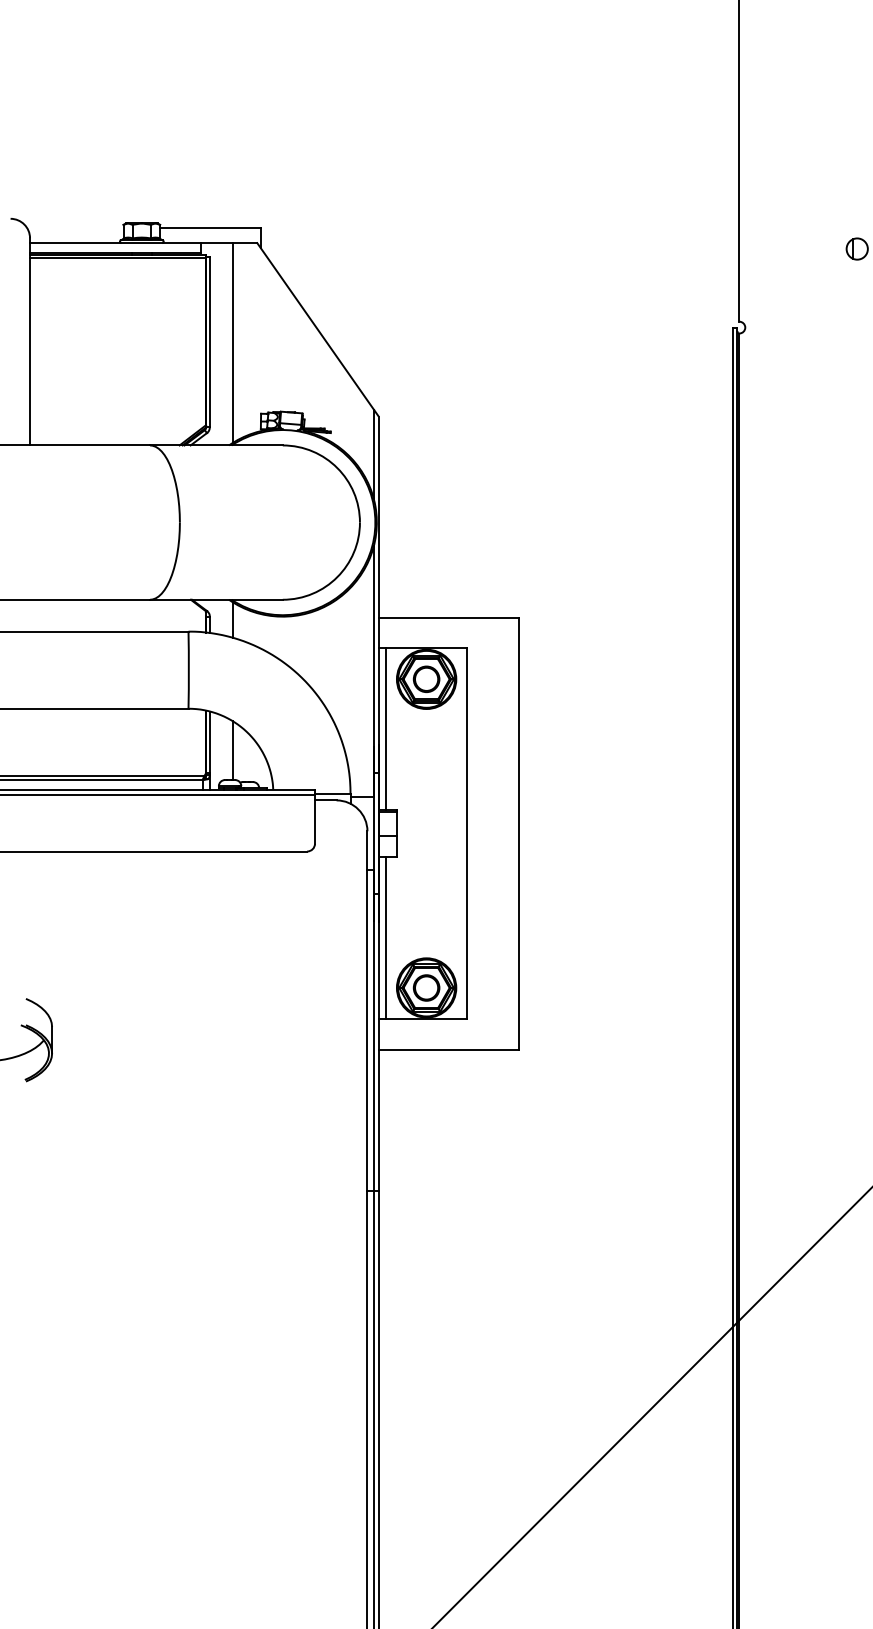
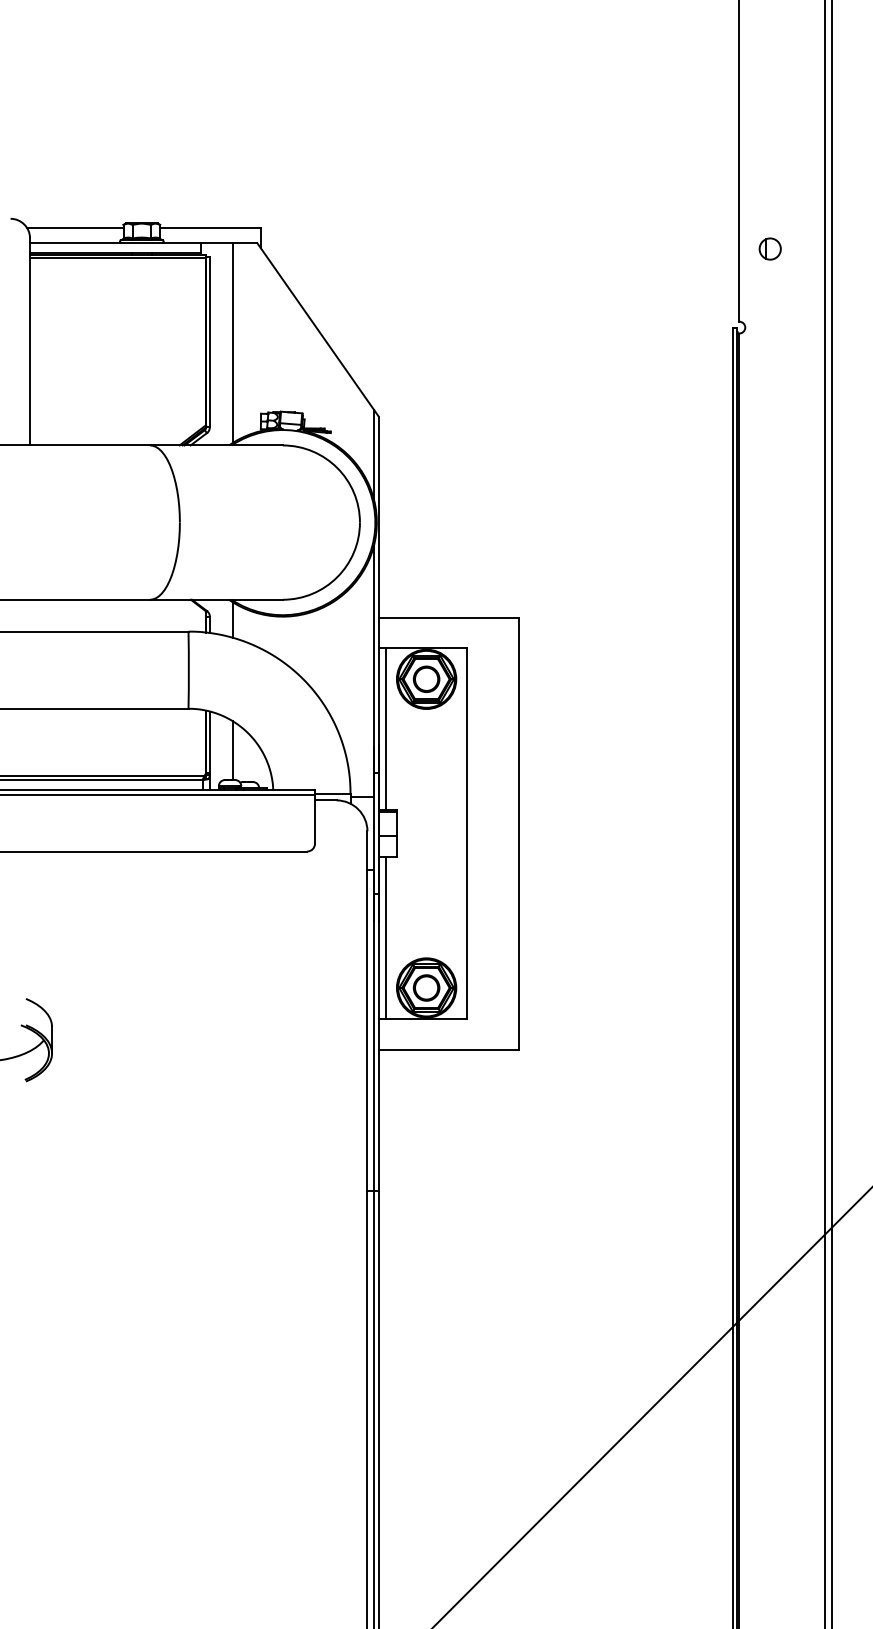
line: none -> present (74, 227)
part position: (856, 248) -> (769, 248) (769, 248)
line: none -> present (825, 813)
line: none -> present (831, 813)
